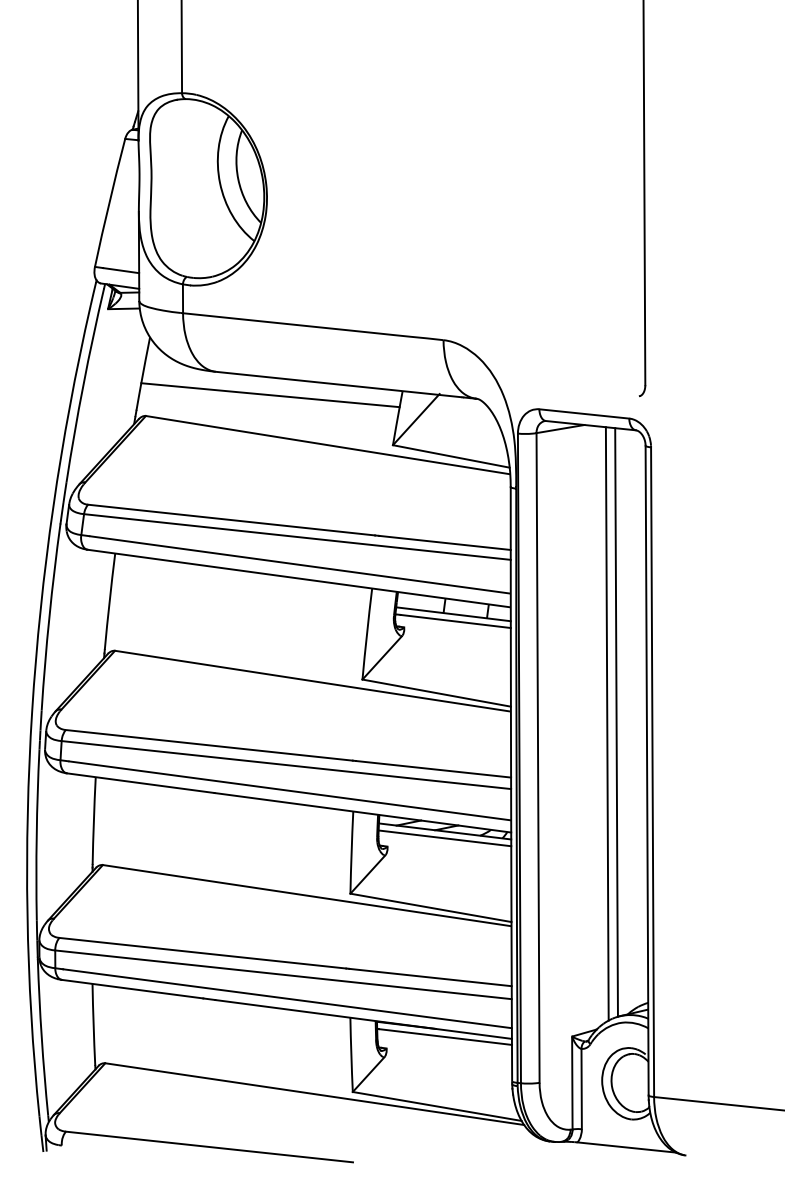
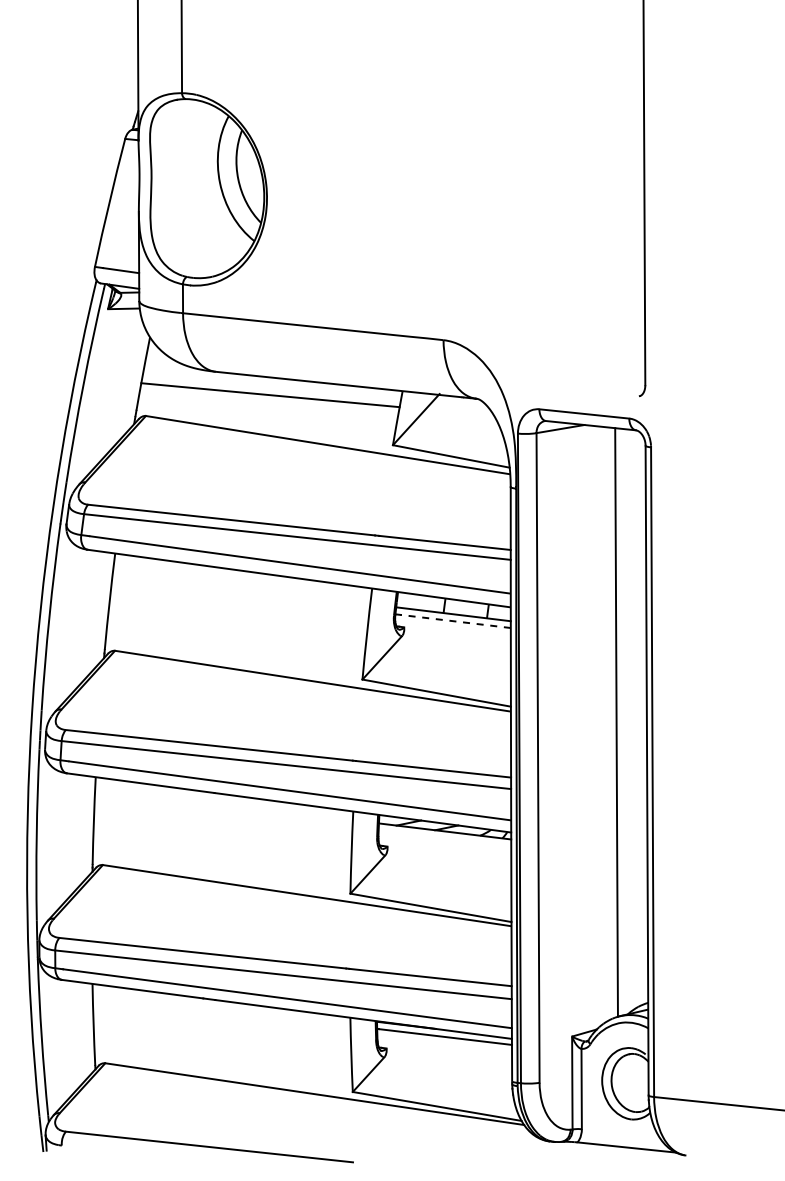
line: solid -> dashed (455, 621)
line: present -> none (606, 723)
line: present -> none (445, 838)
